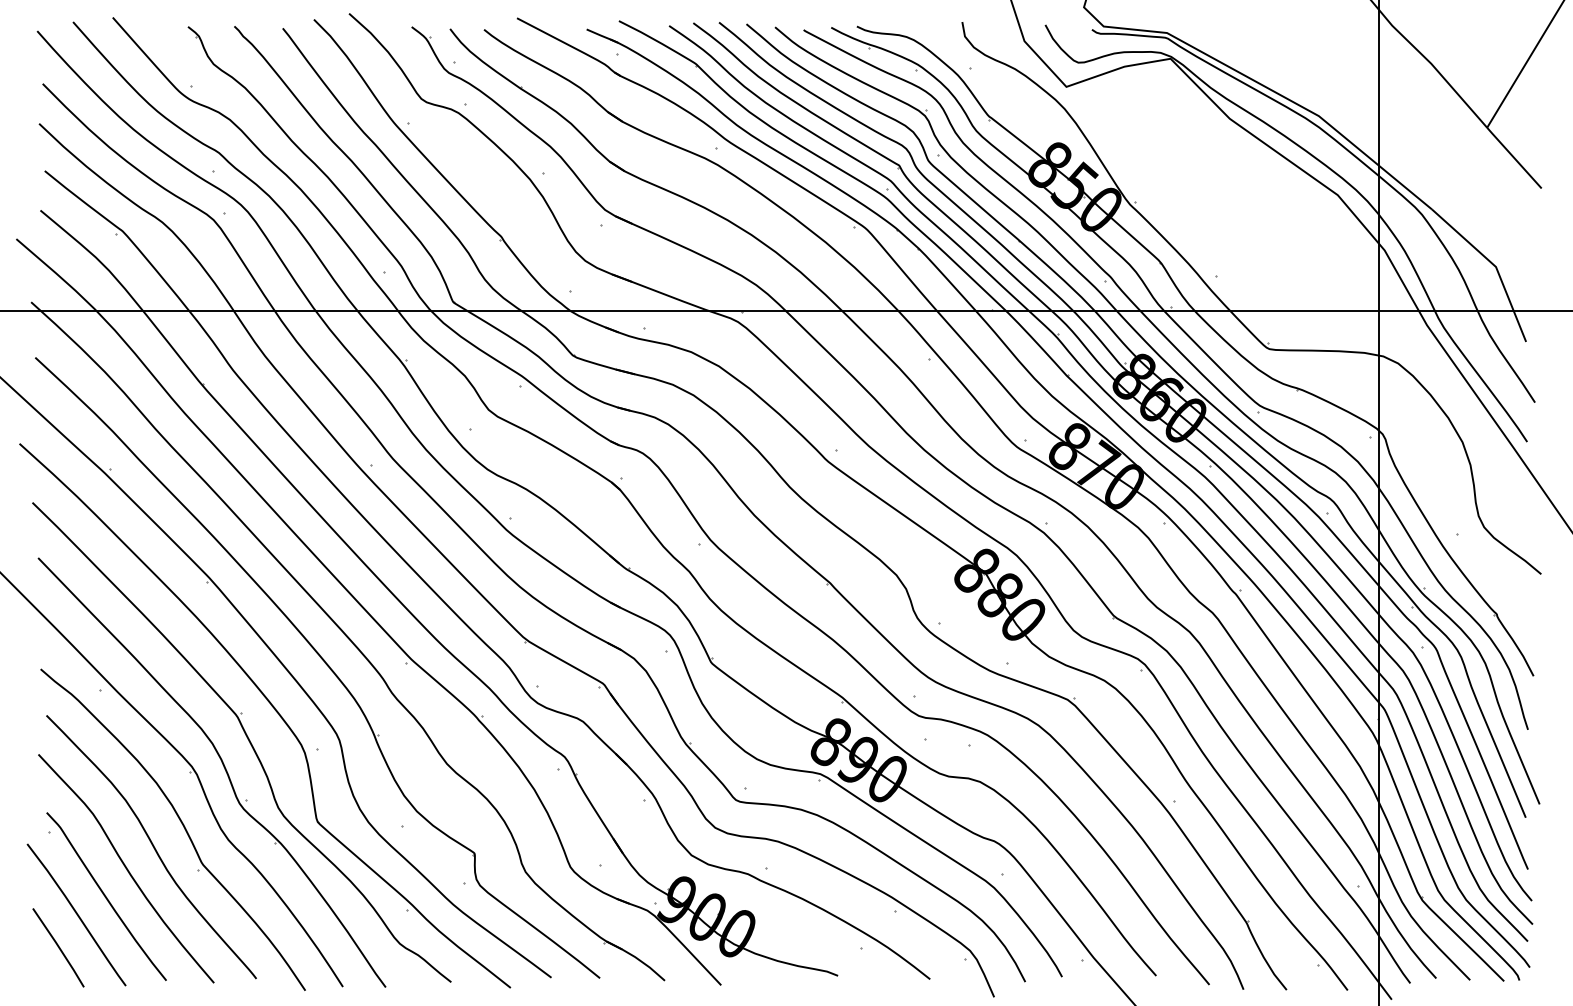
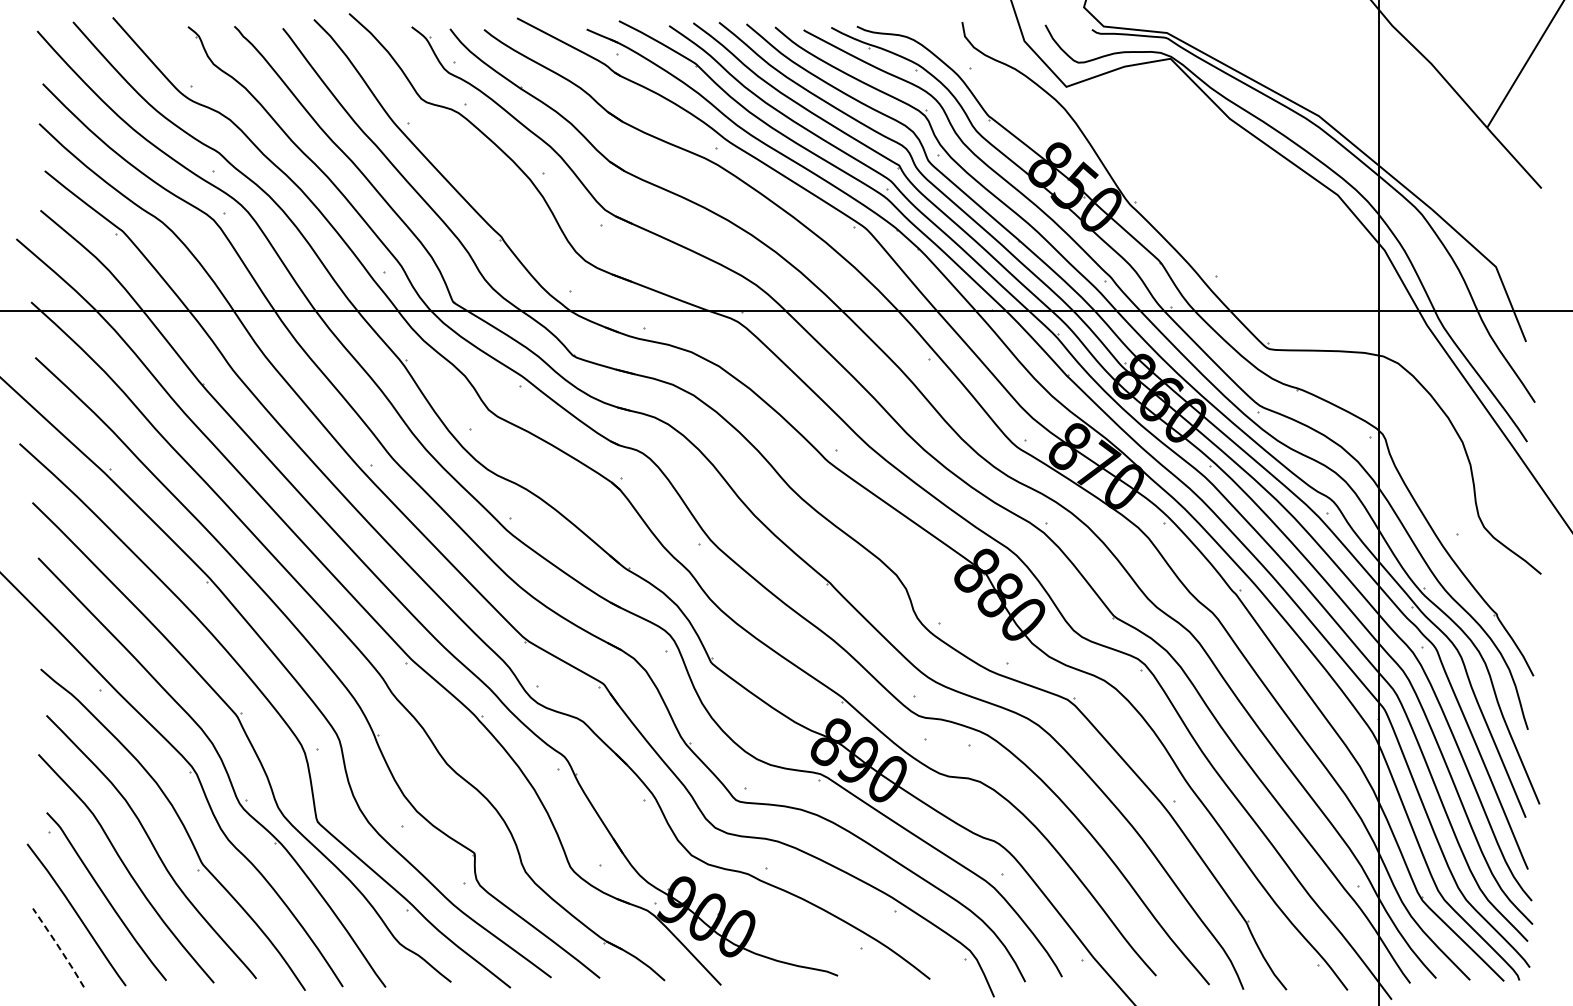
line: solid -> dashed (59, 948)
